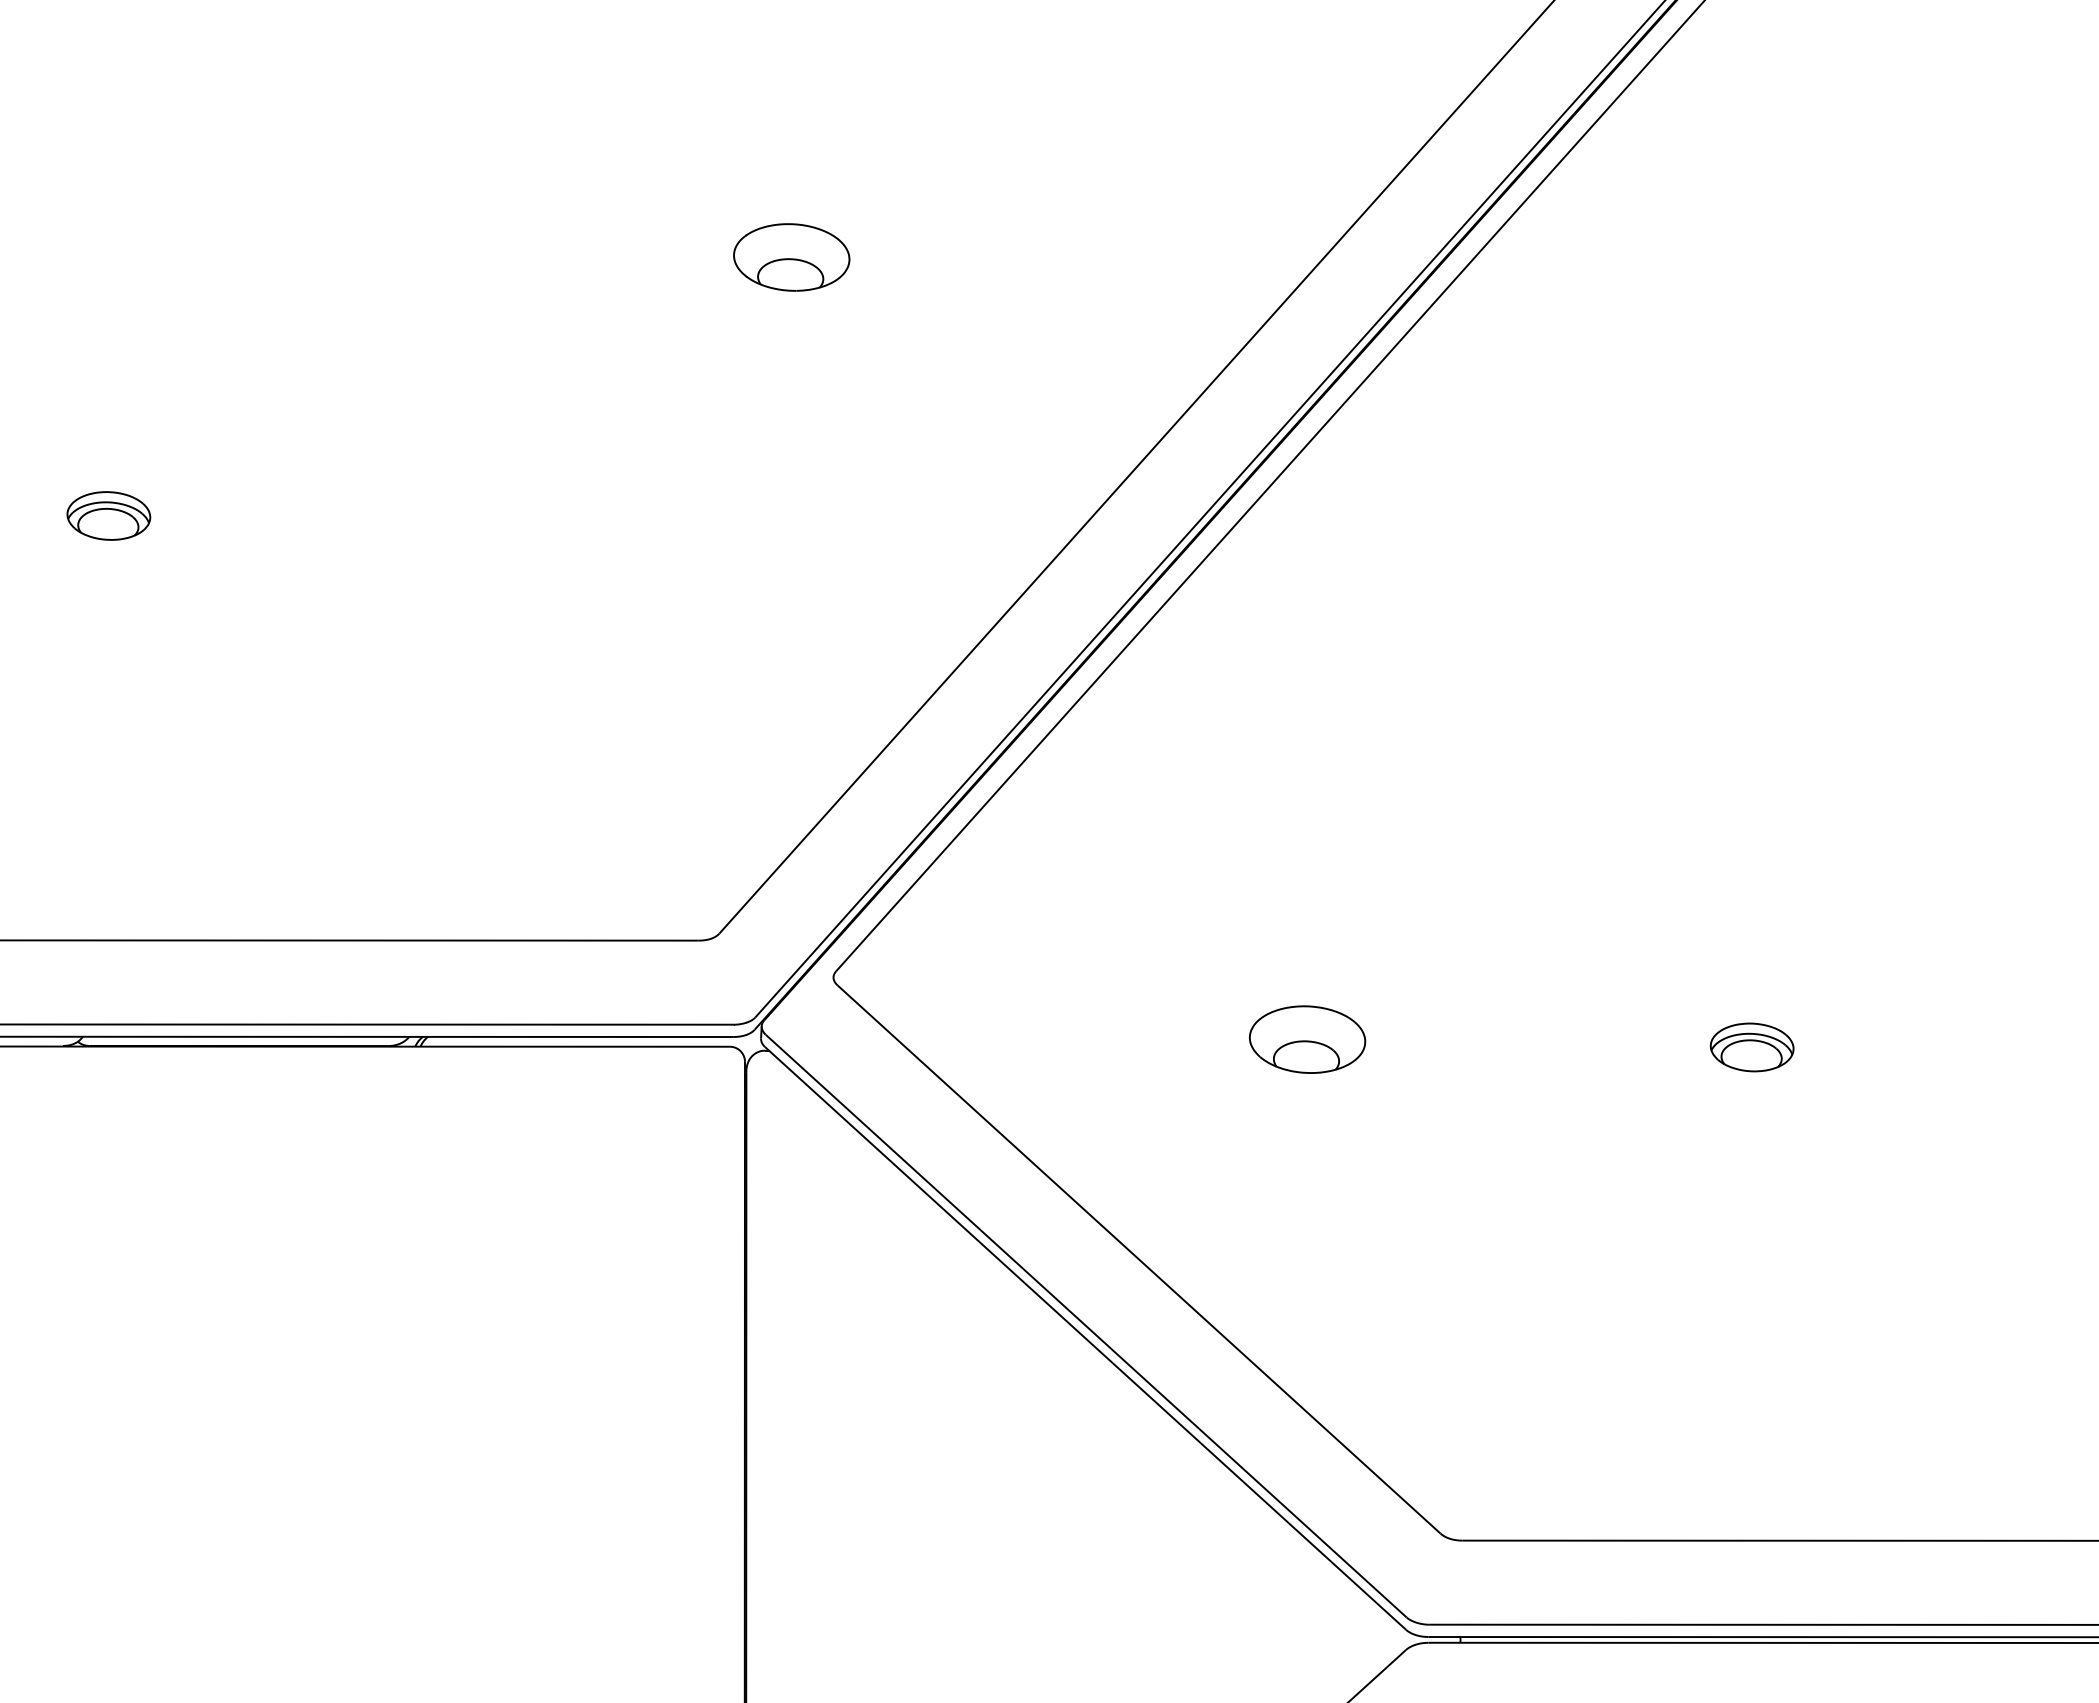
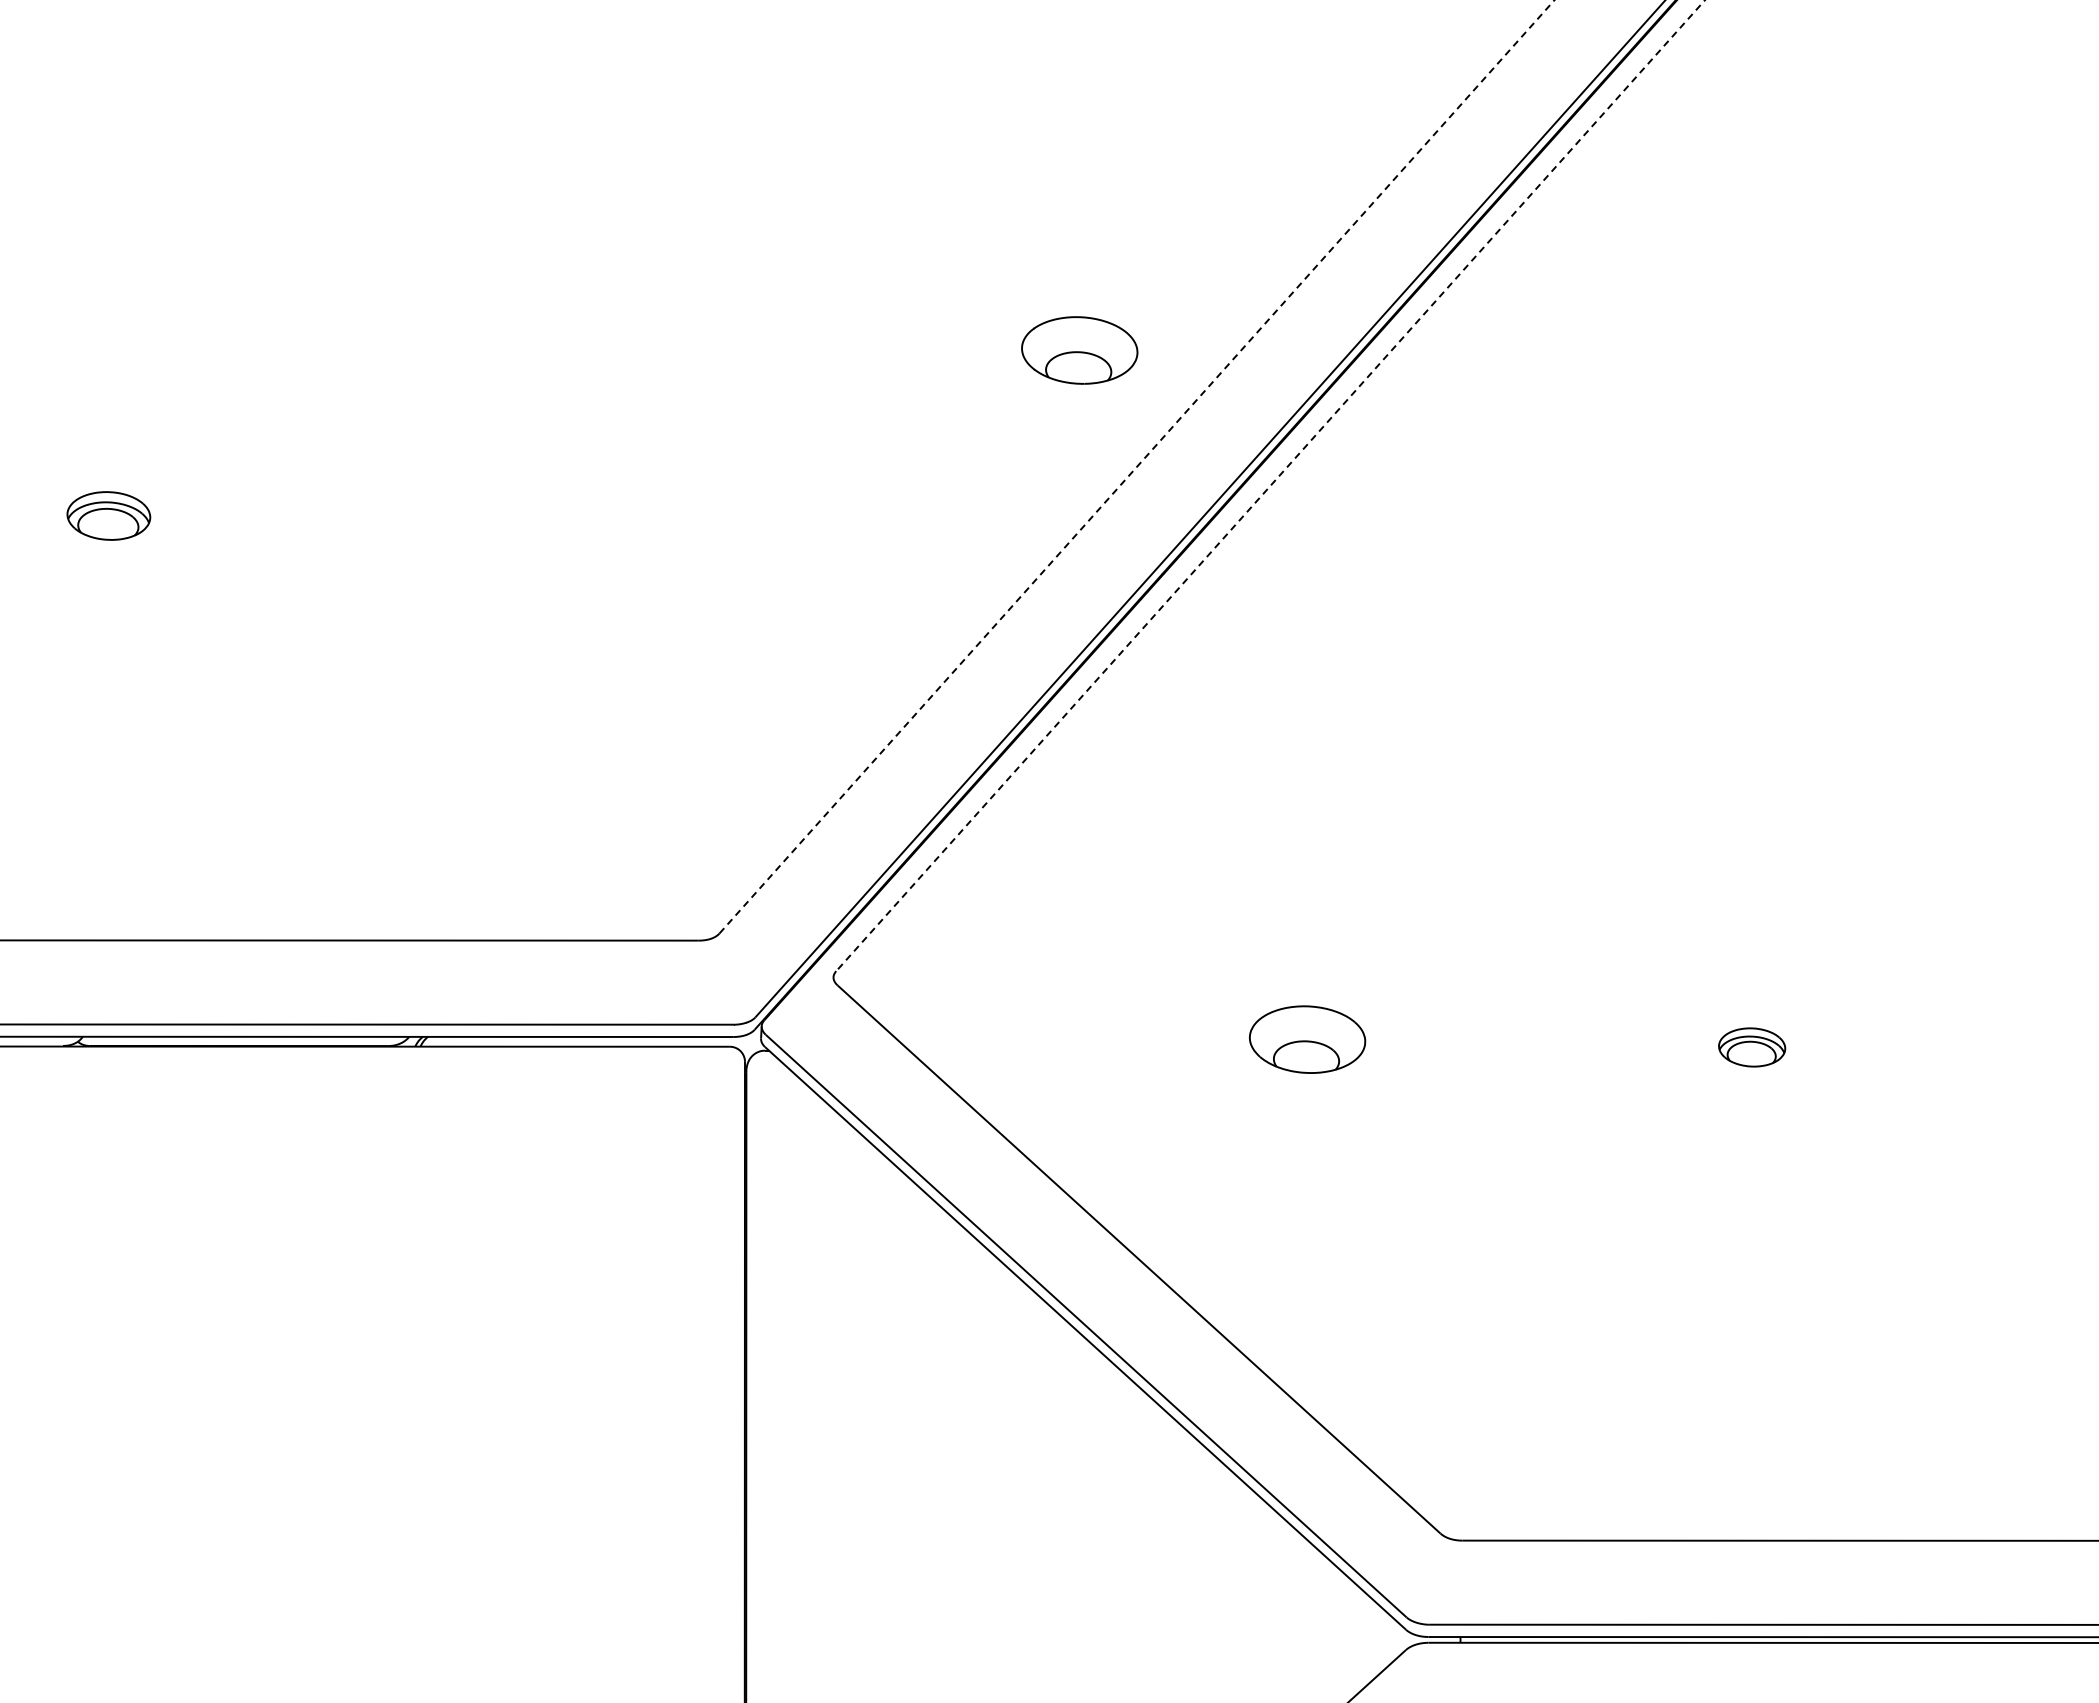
part position: (791, 257) -> (1079, 350) (1079, 350)
line: solid -> dashed (1136, 466)
line: solid -> dashed (1270, 486)
part size: 86x51 px -> 69x41 px (1752, 1047)
